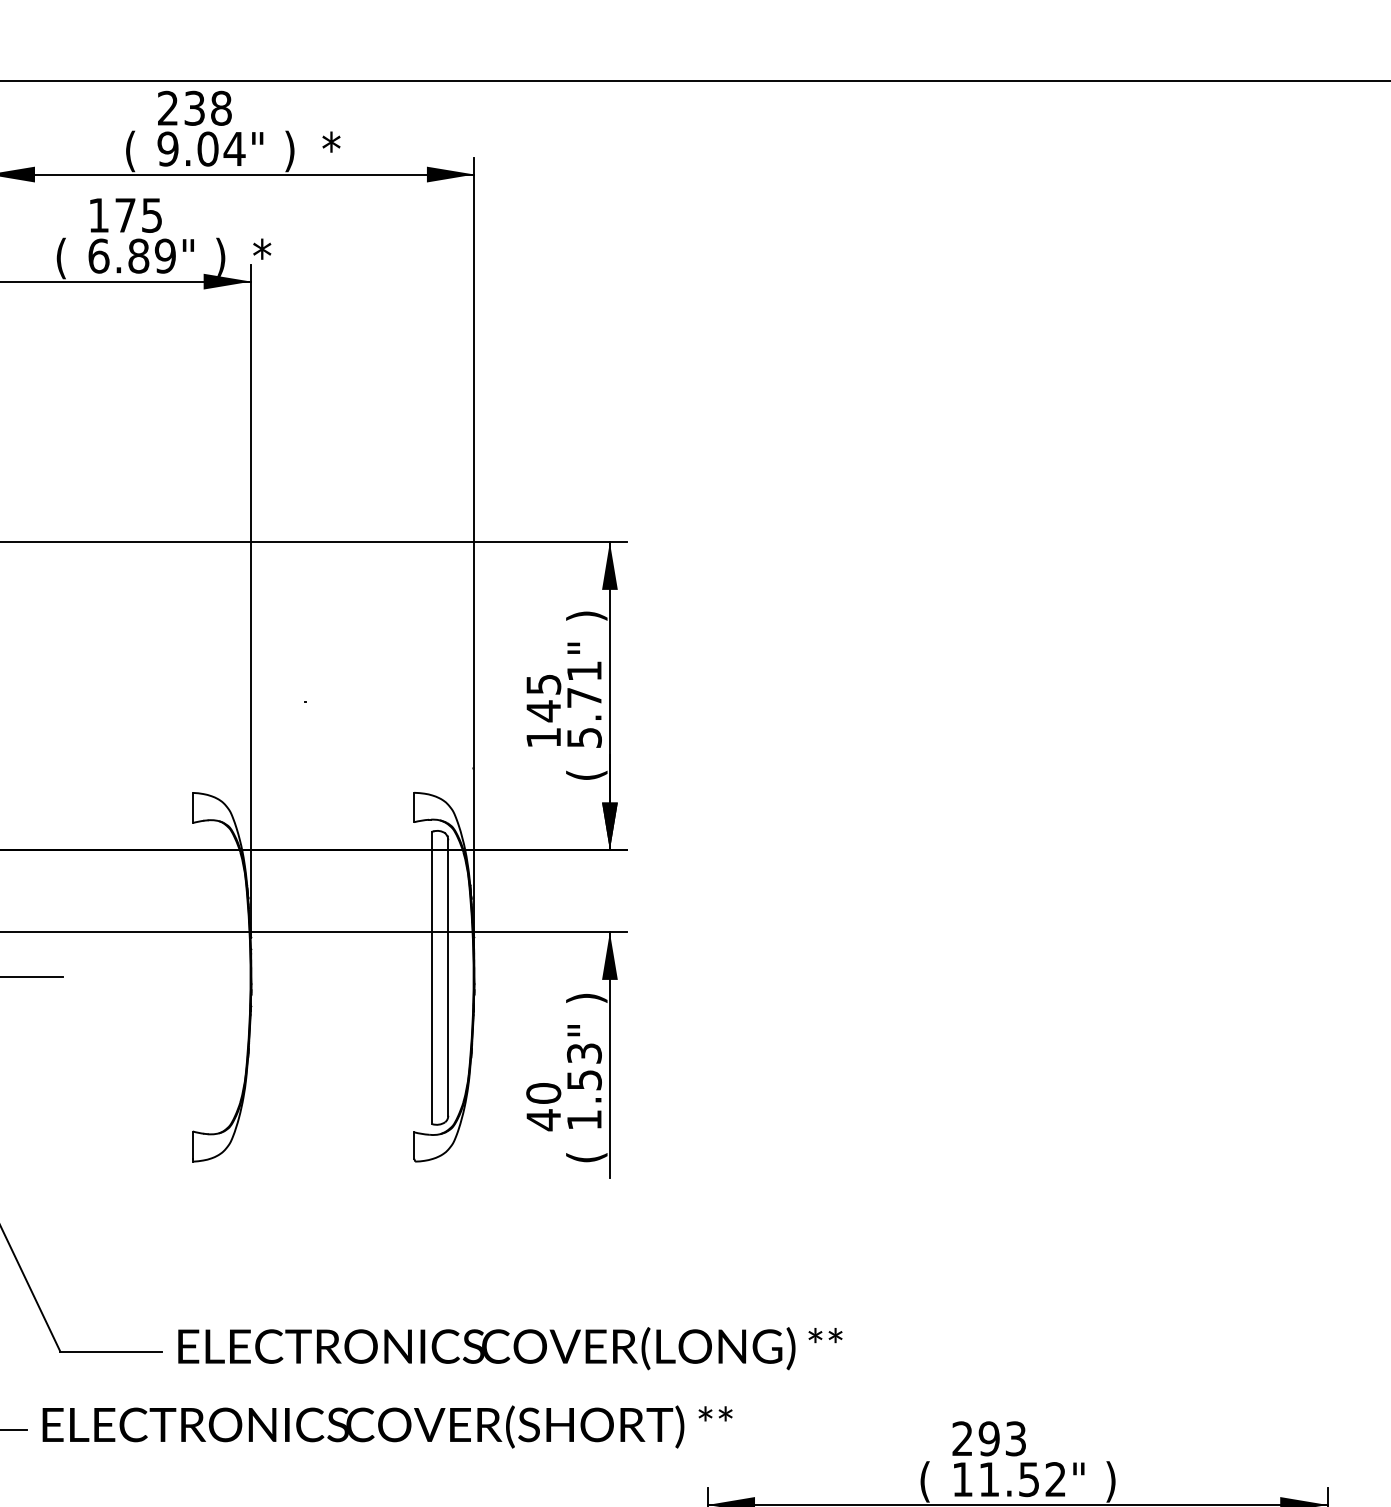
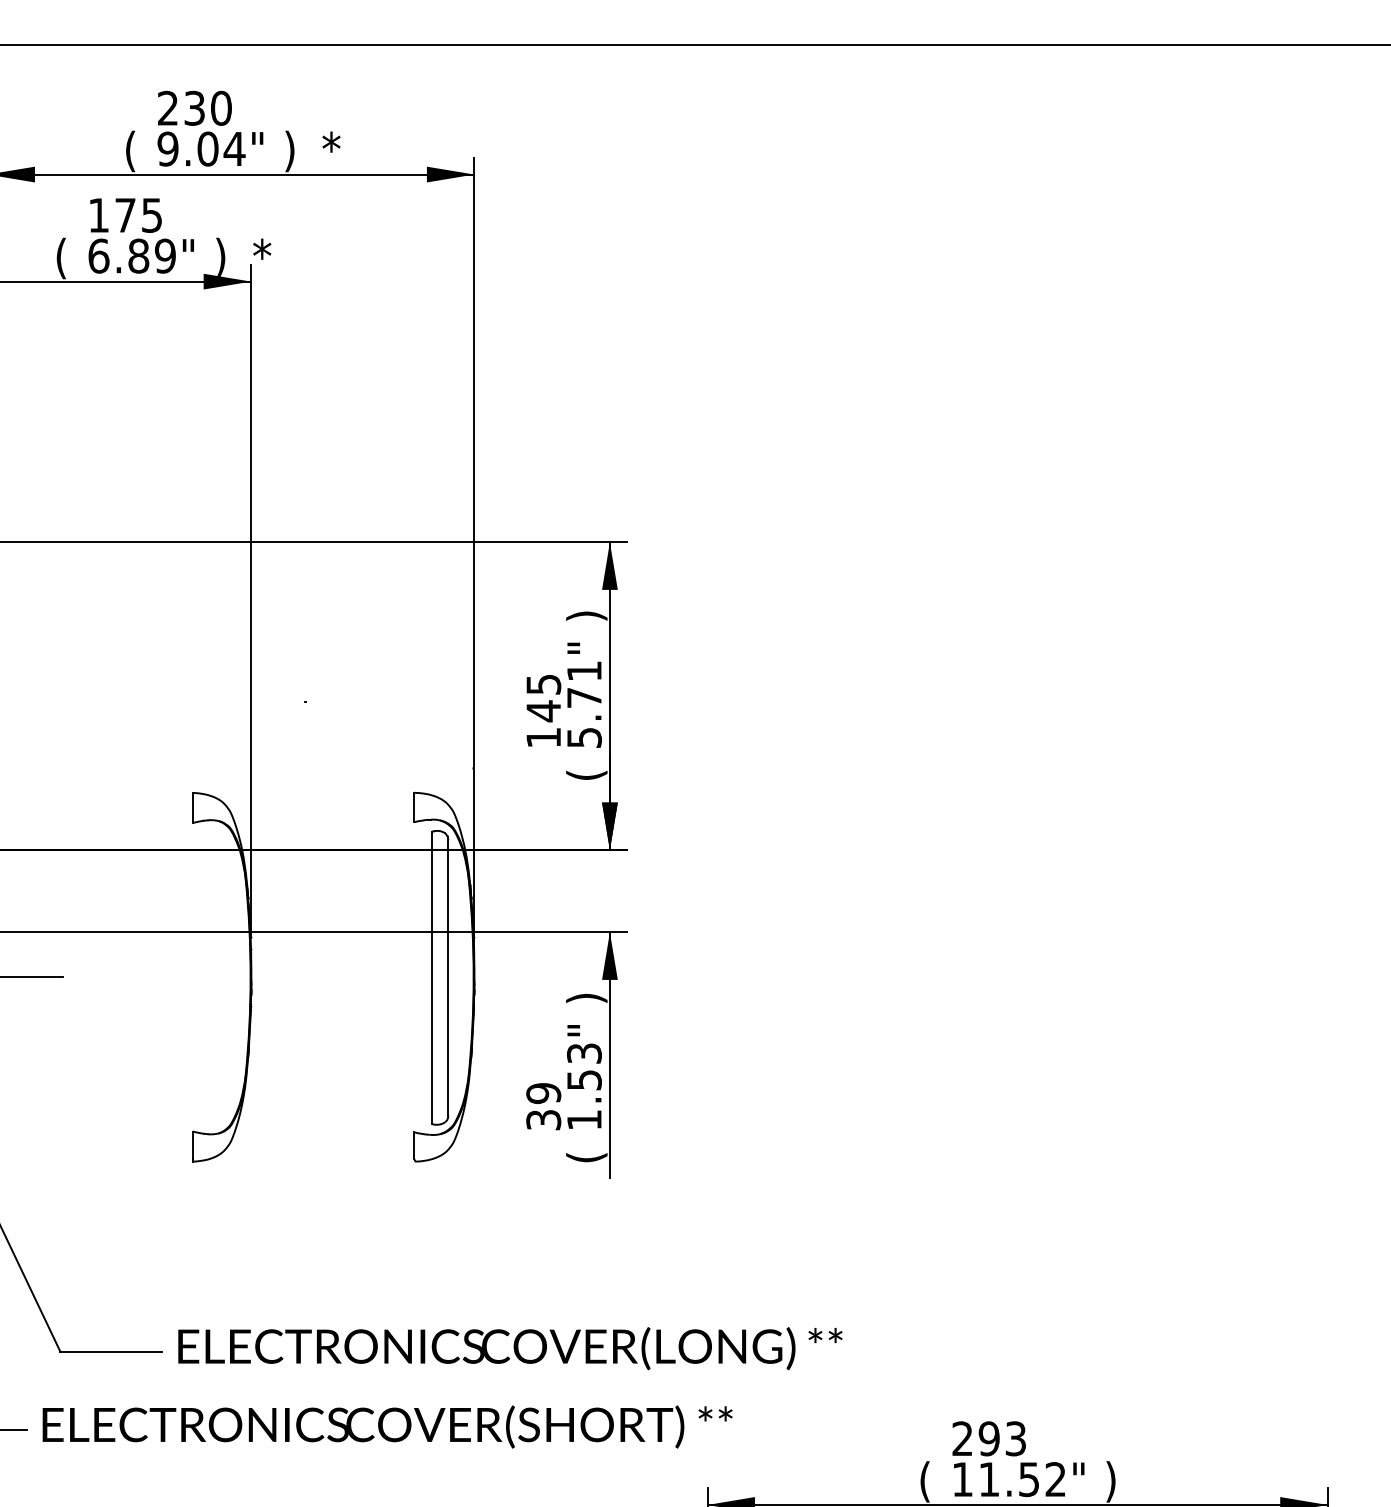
line position: (694, 81) -> (694, 45) (694, 45)
text: 238 -> 230 (221, 108)
text: 40 -> 39 (543, 1107)
